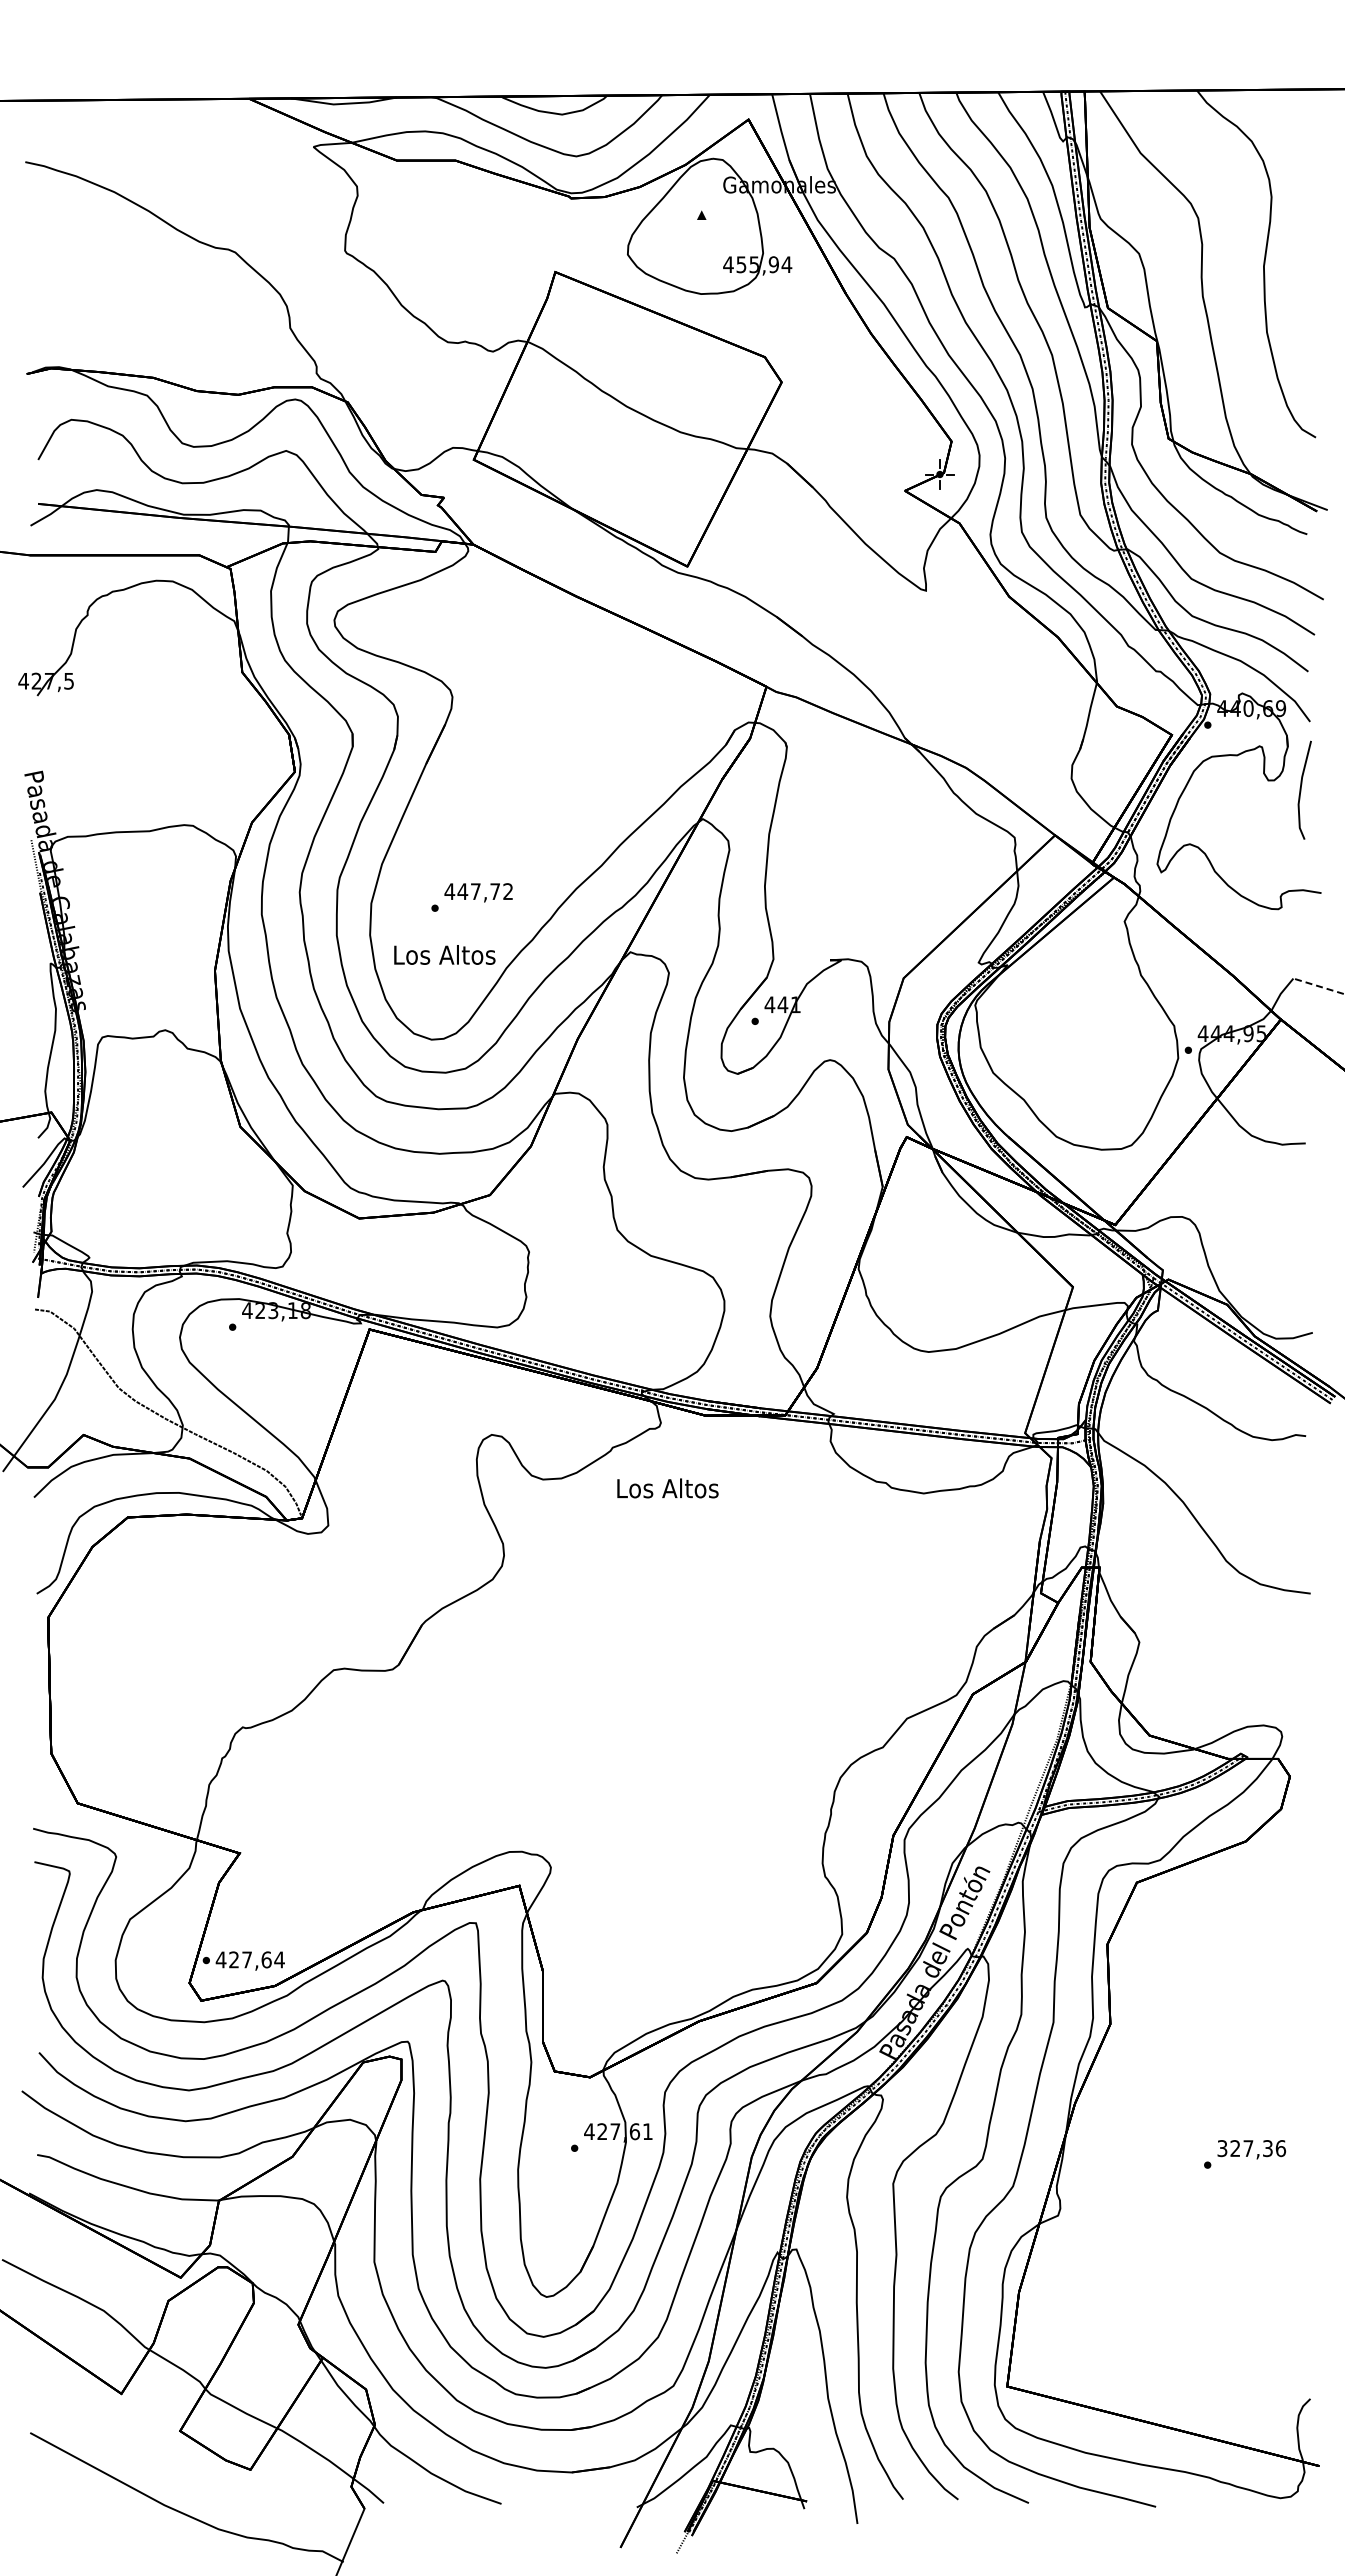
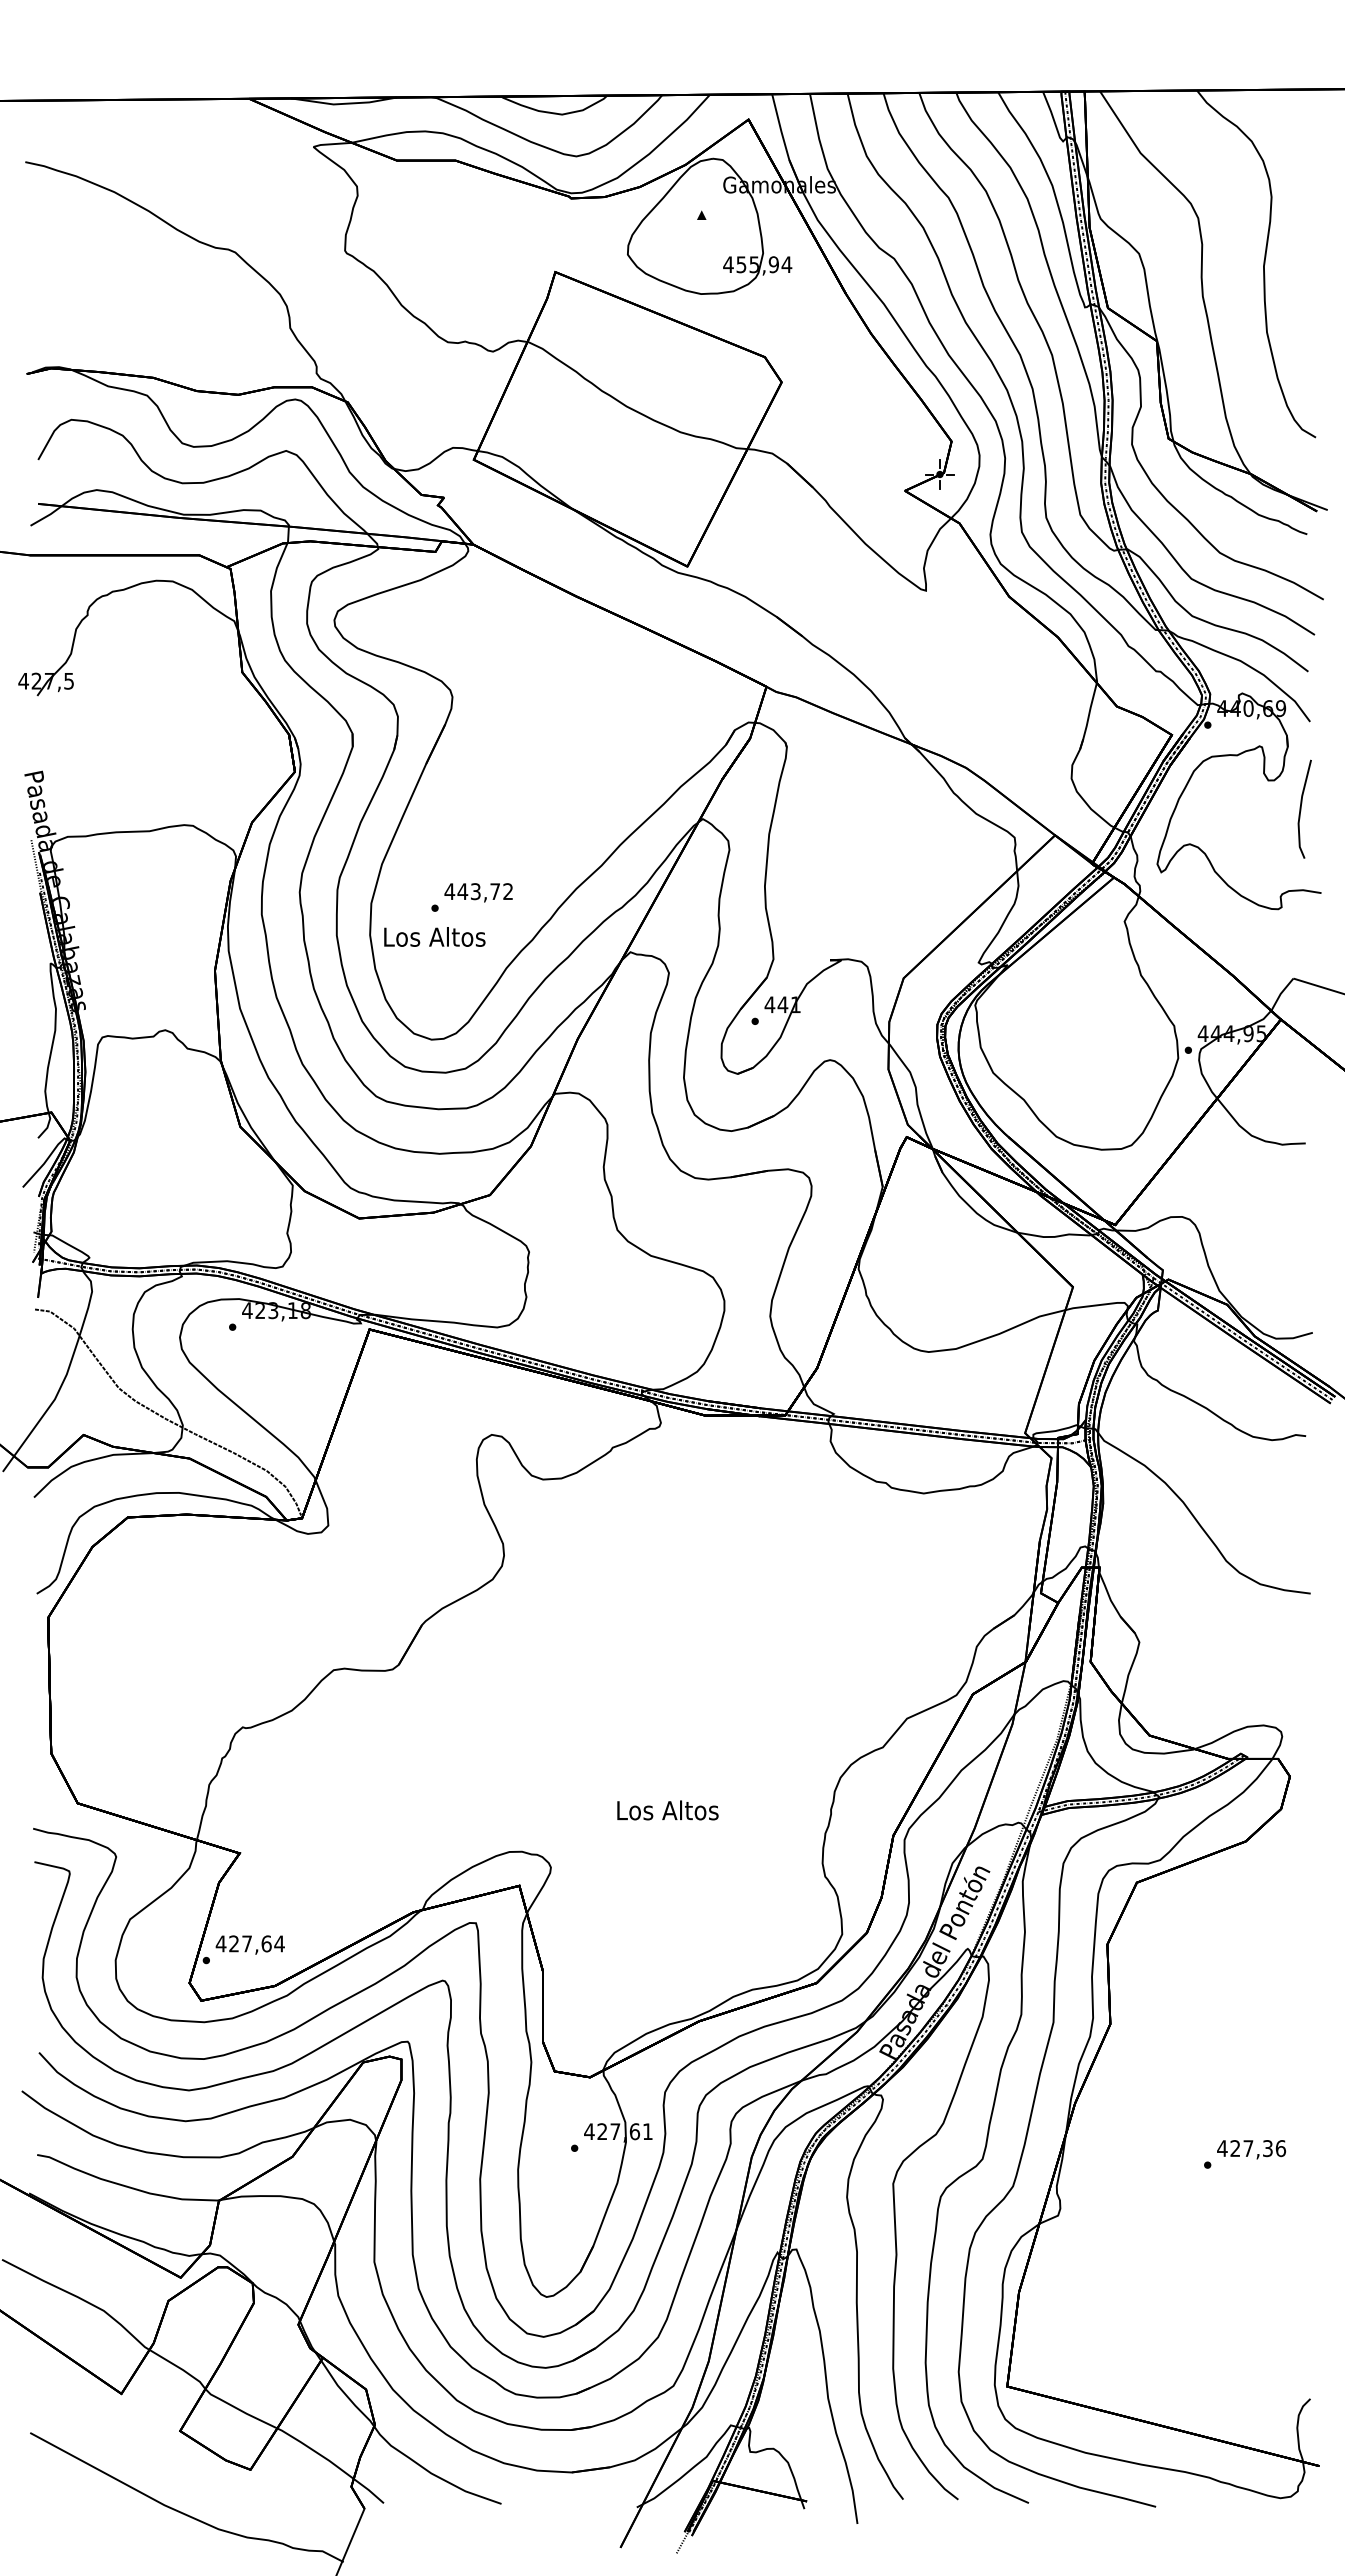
line position: (1301, 789) -> (1301, 808) (1301, 808)
text: 447,72 -> 443,72 (475, 891)
text position: (444, 954) -> (434, 936) (434, 936)
line: dashed -> solid (1319, 986)
text position: (667, 1488) -> (667, 1810) (667, 1810)
text position: (249, 1960) -> (249, 1944) (249, 1944)
text: 327,36 -> 427,36 (1222, 2148)
